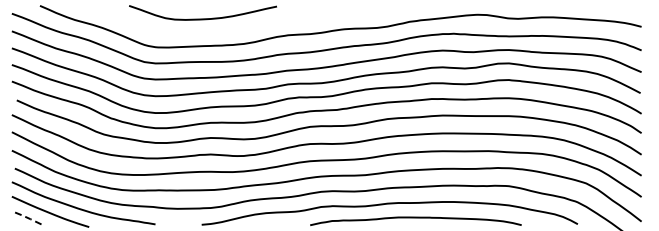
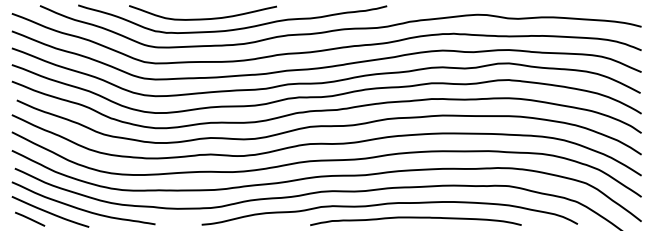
curve: none -> present (234, 28)
line: dashed -> solid (30, 219)
